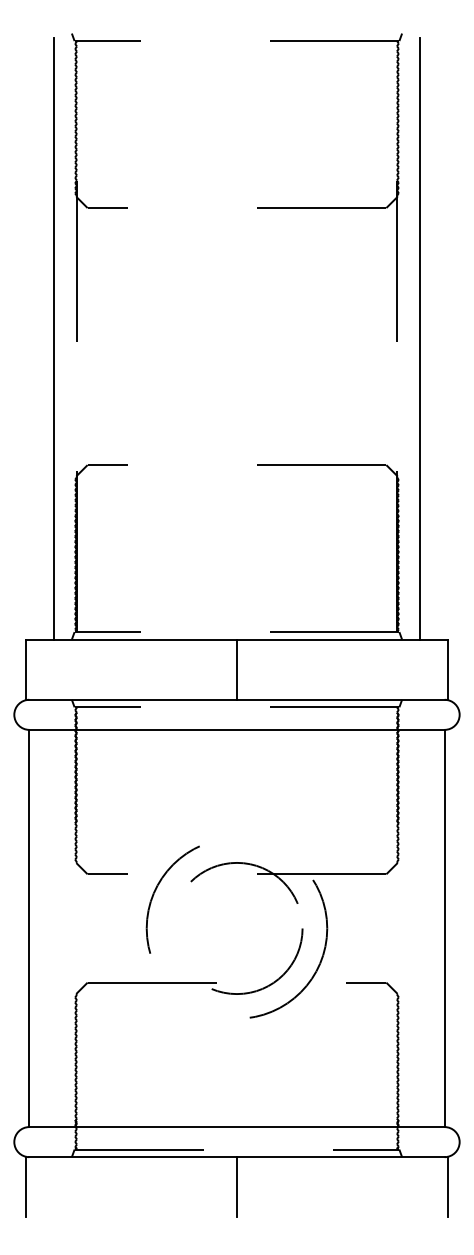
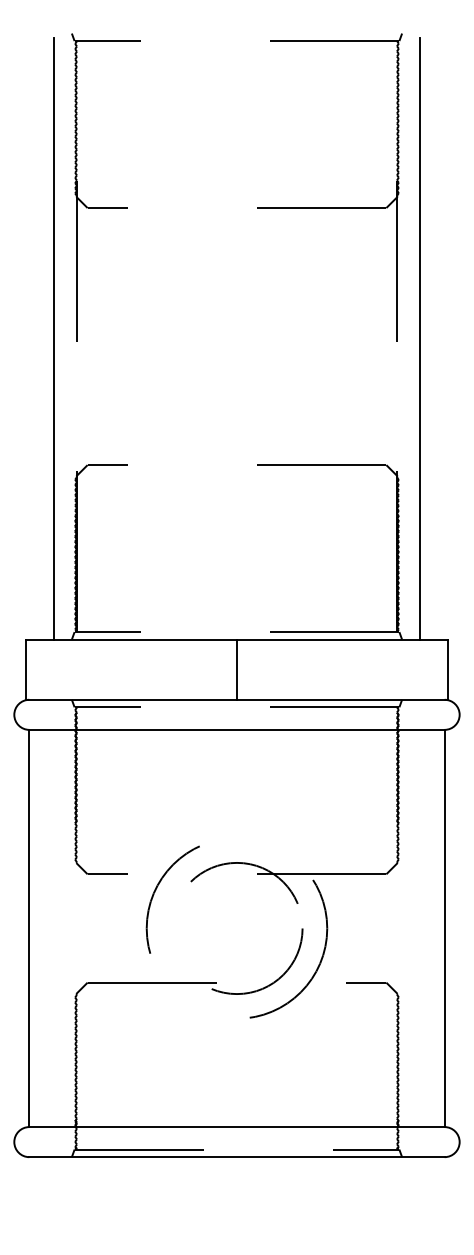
line: present -> none (26, 1187)
line: present -> none (236, 1187)
line: present -> none (447, 1187)
